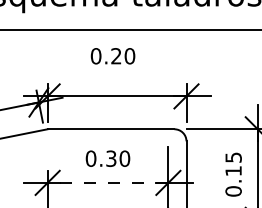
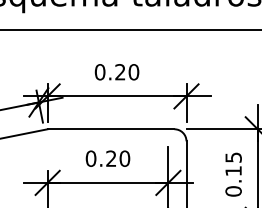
text position: (112, 56) -> (116, 72) (116, 72)
text: 0.30 -> 0.20 (111, 159)
line: dashed -> solid (107, 182)
